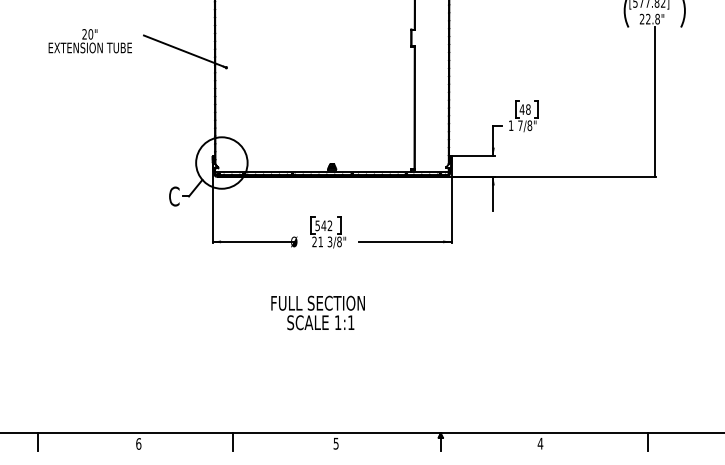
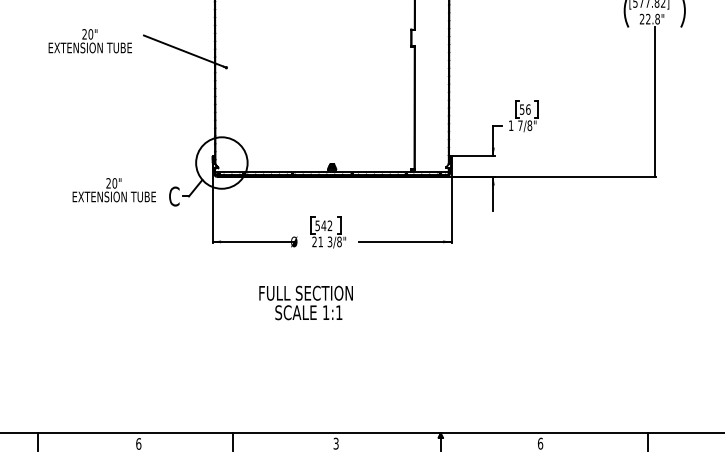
text: 48 -> 56 (524, 109)
part: none -> present (113, 190)
part position: (317, 312) -> (305, 302) (305, 302)
text: 5 -> 3 (336, 442)
text: 4 -> 6 (540, 443)
